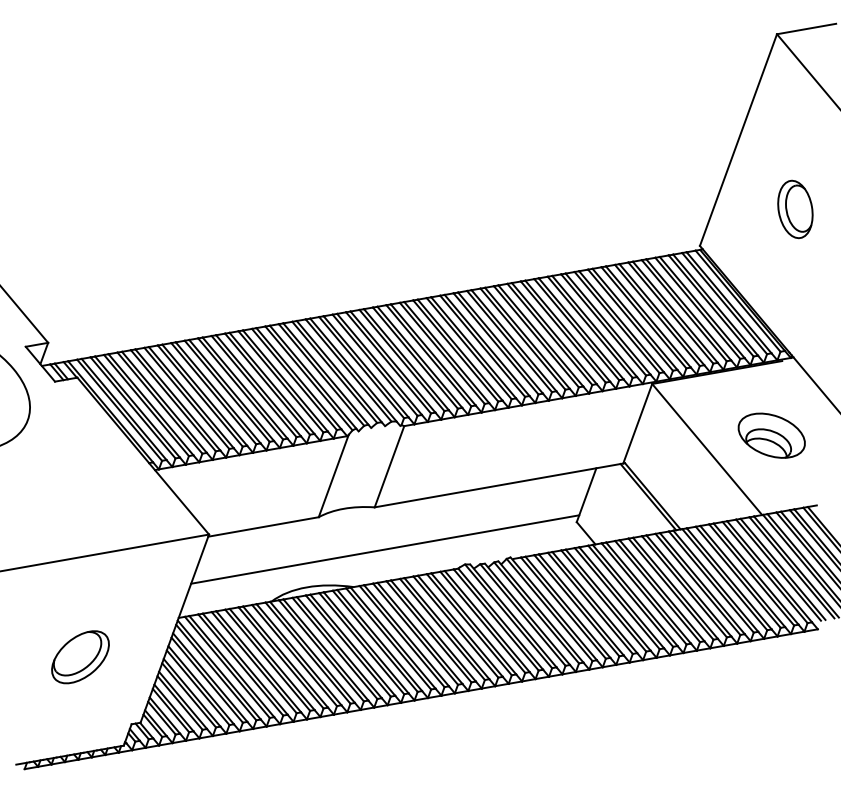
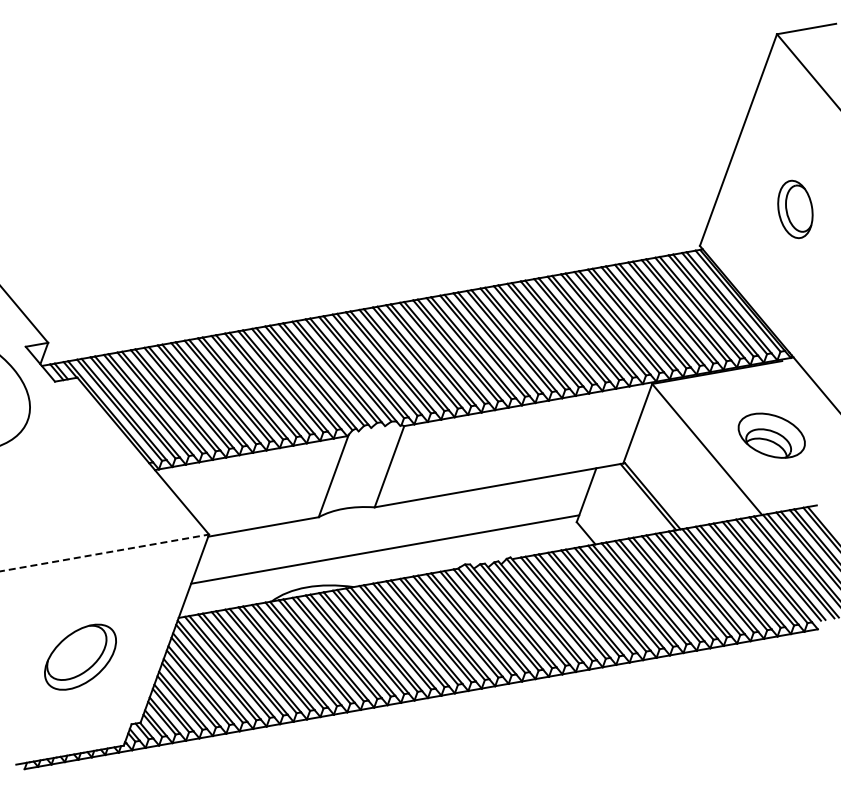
line: solid -> dashed (104, 552)
part size: 59x55 px -> 73x68 px (80, 656)
